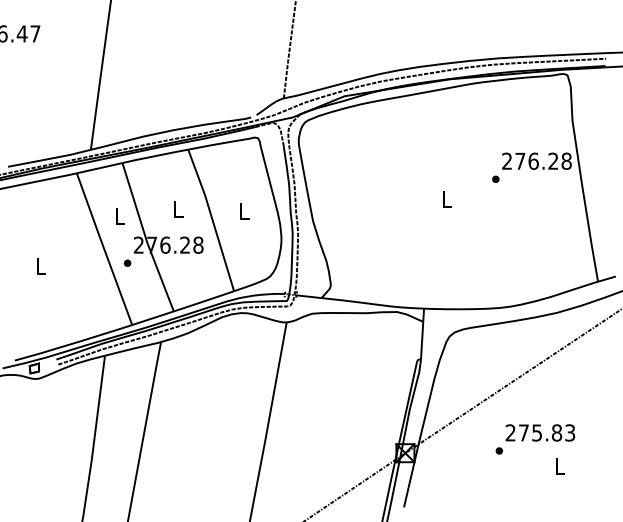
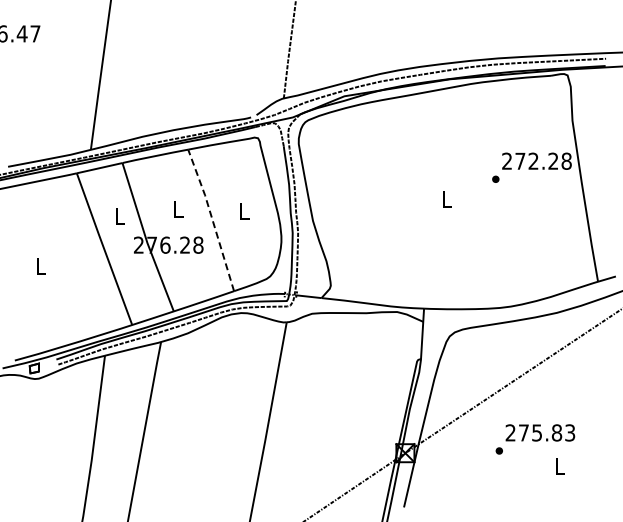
text: 276.28 -> 272.28 (533, 160)
line: solid -> dashed (212, 218)
part: present -> none (127, 262)
